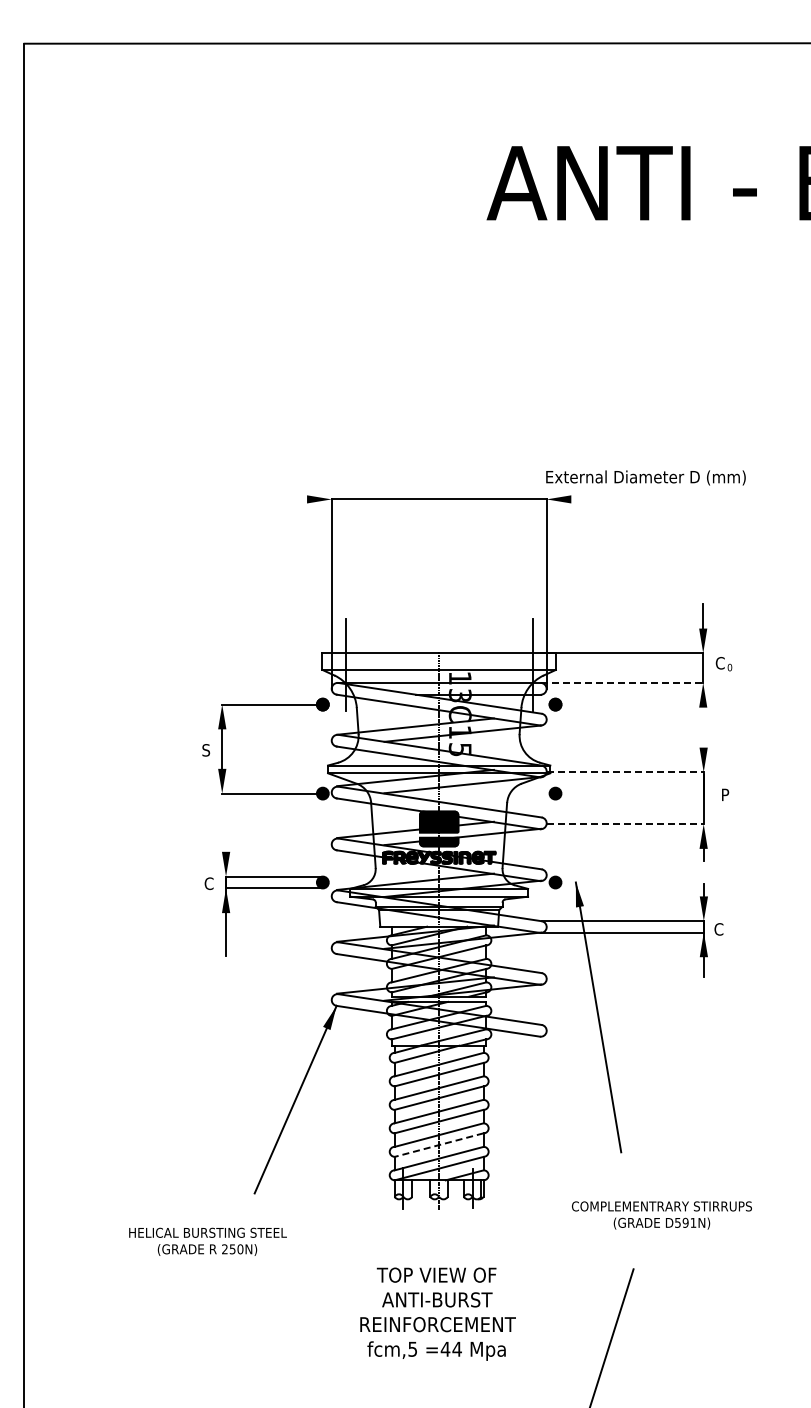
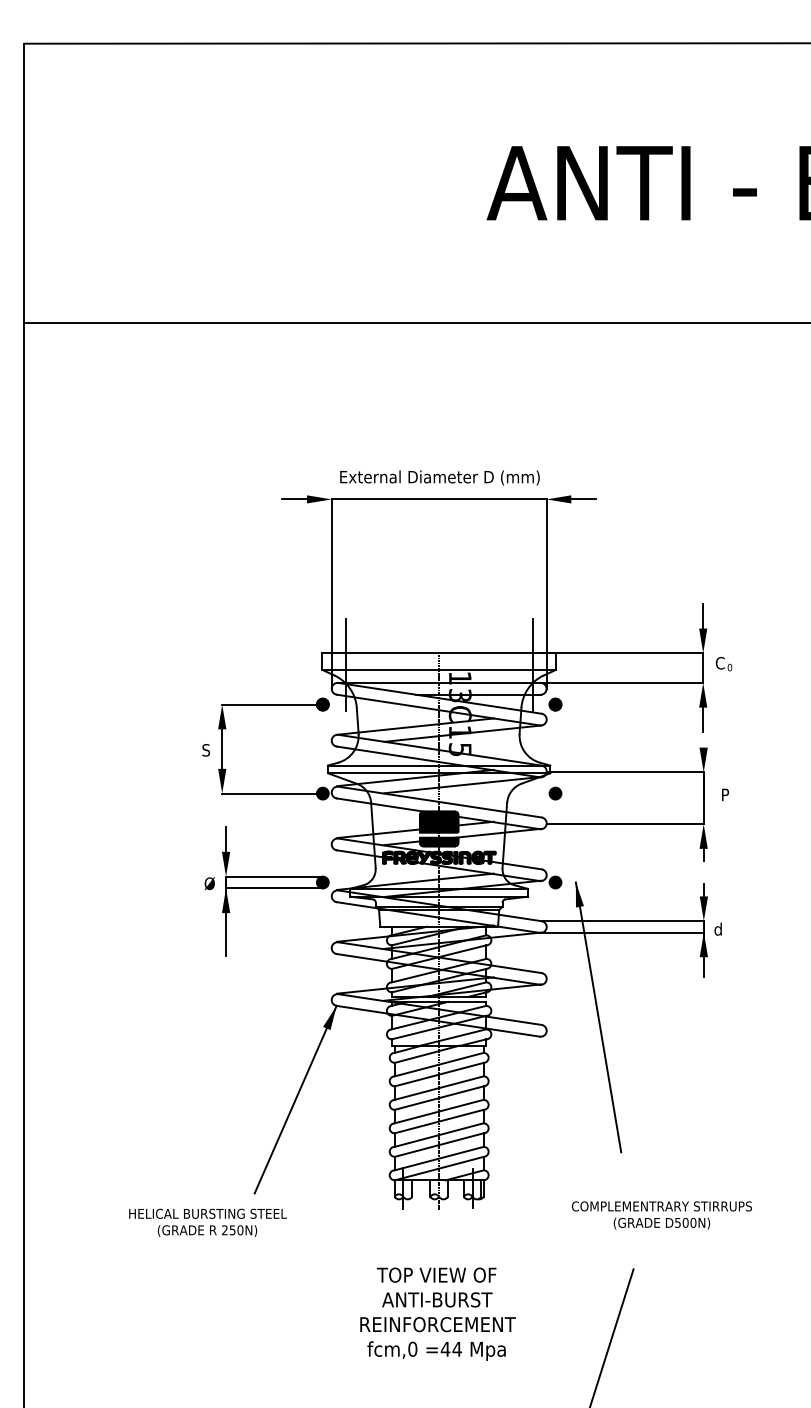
line: none -> present (415, 323)
text position: (645, 477) -> (439, 477) (439, 477)
line: none -> present (294, 499)
line: none -> present (583, 499)
line: dashed -> solid (622, 682)
line: none -> present (703, 719)
line: dashed -> solid (625, 772)
line: dashed -> solid (625, 824)
line: none -> present (226, 839)
text: C -> Ø (209, 883)
text: C -> d (718, 928)
line: dashed -> solid (439, 1145)
text: D591N)^I -> D500N)^I (689, 1222)
text position: (207, 1241) -> (207, 1222) (207, 1222)
text: fcm,5 -> fcm,0 (412, 1348)
